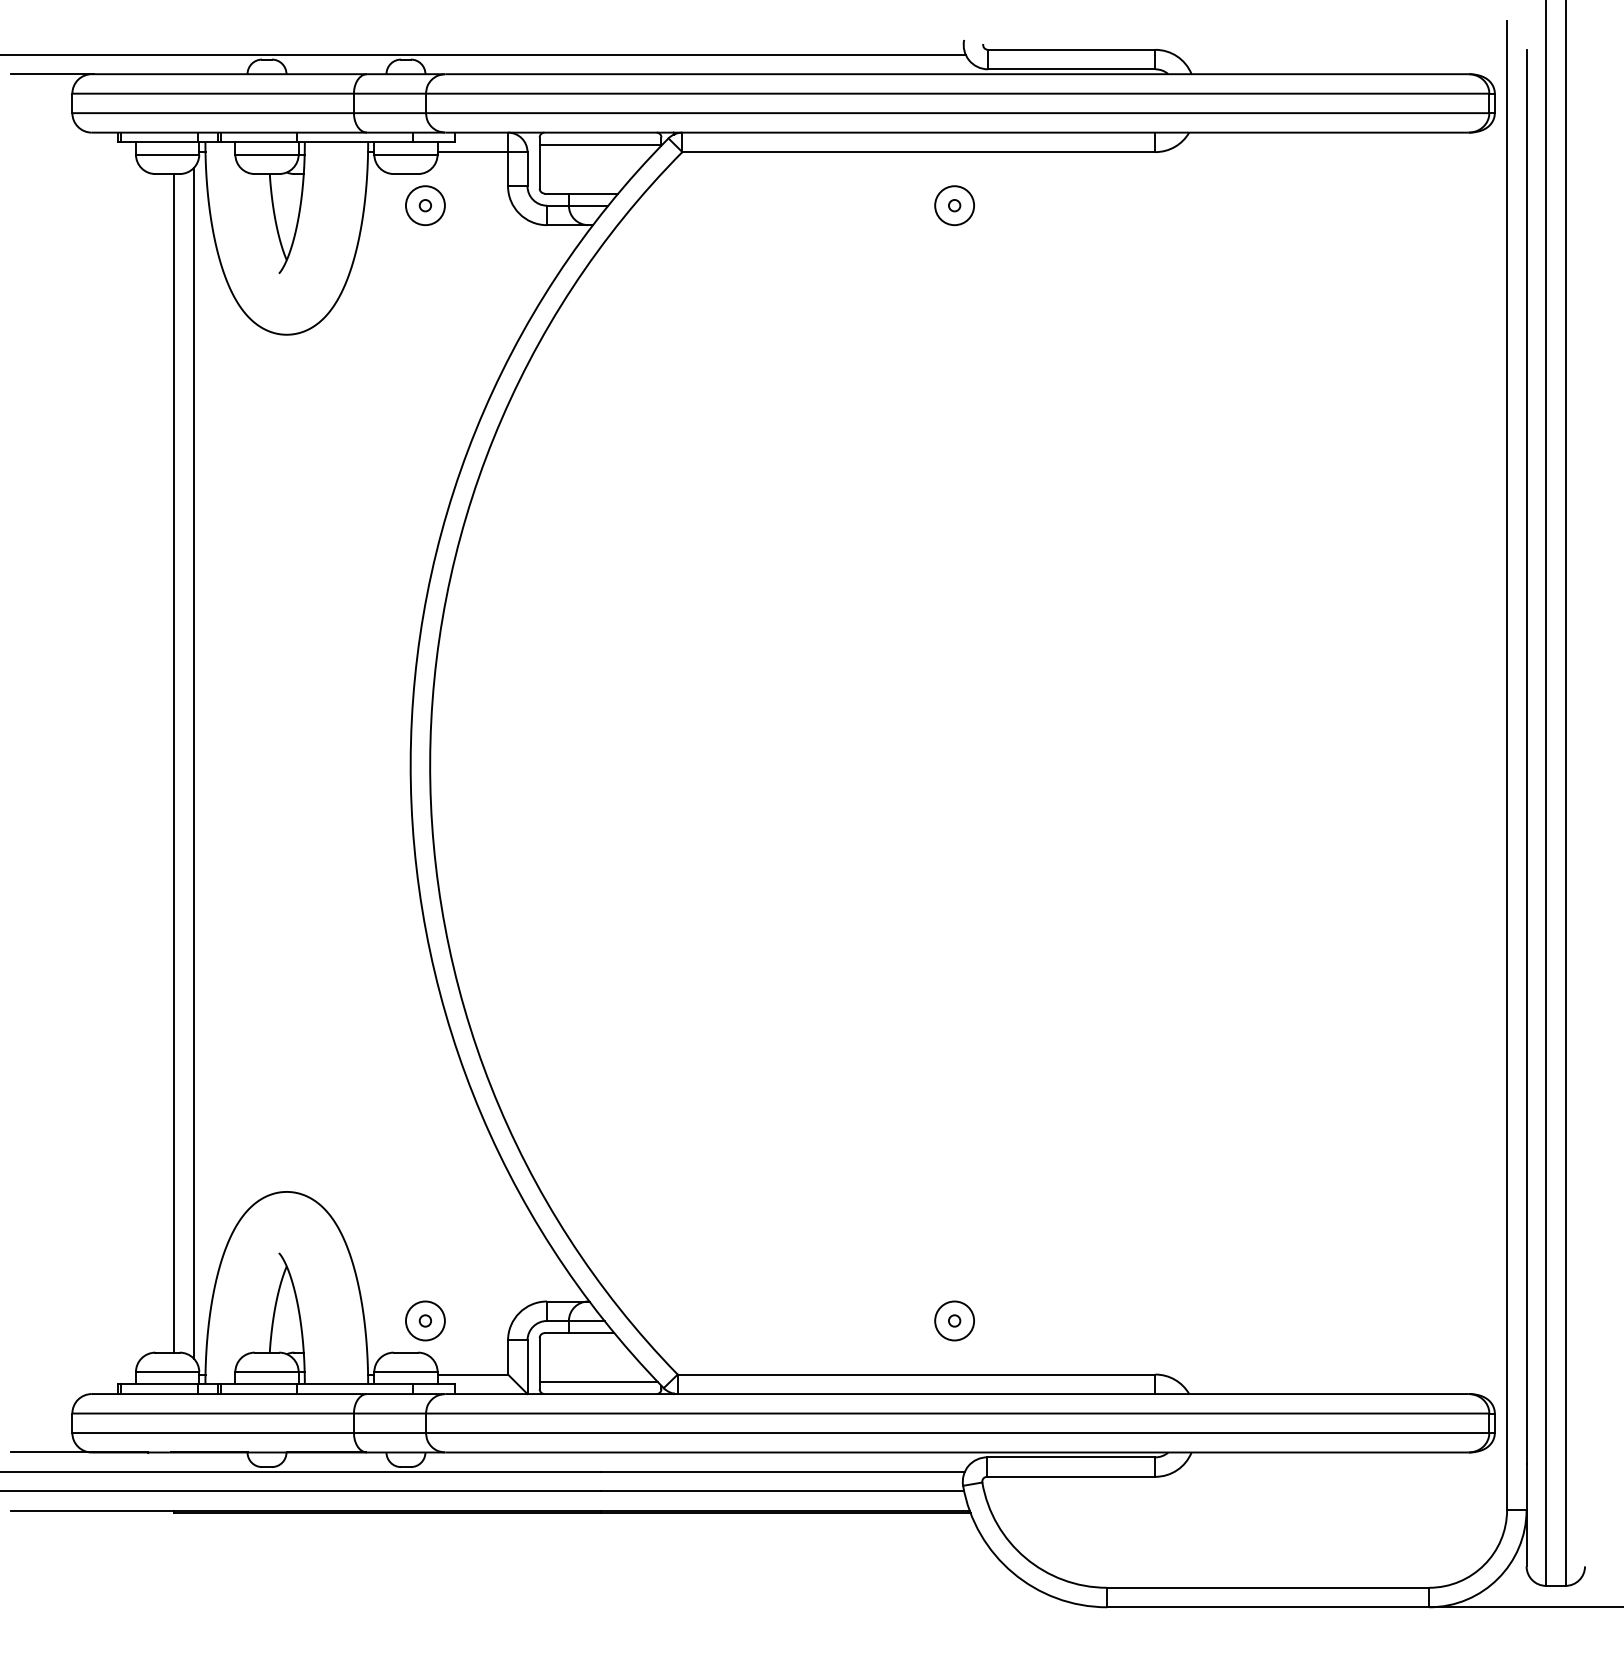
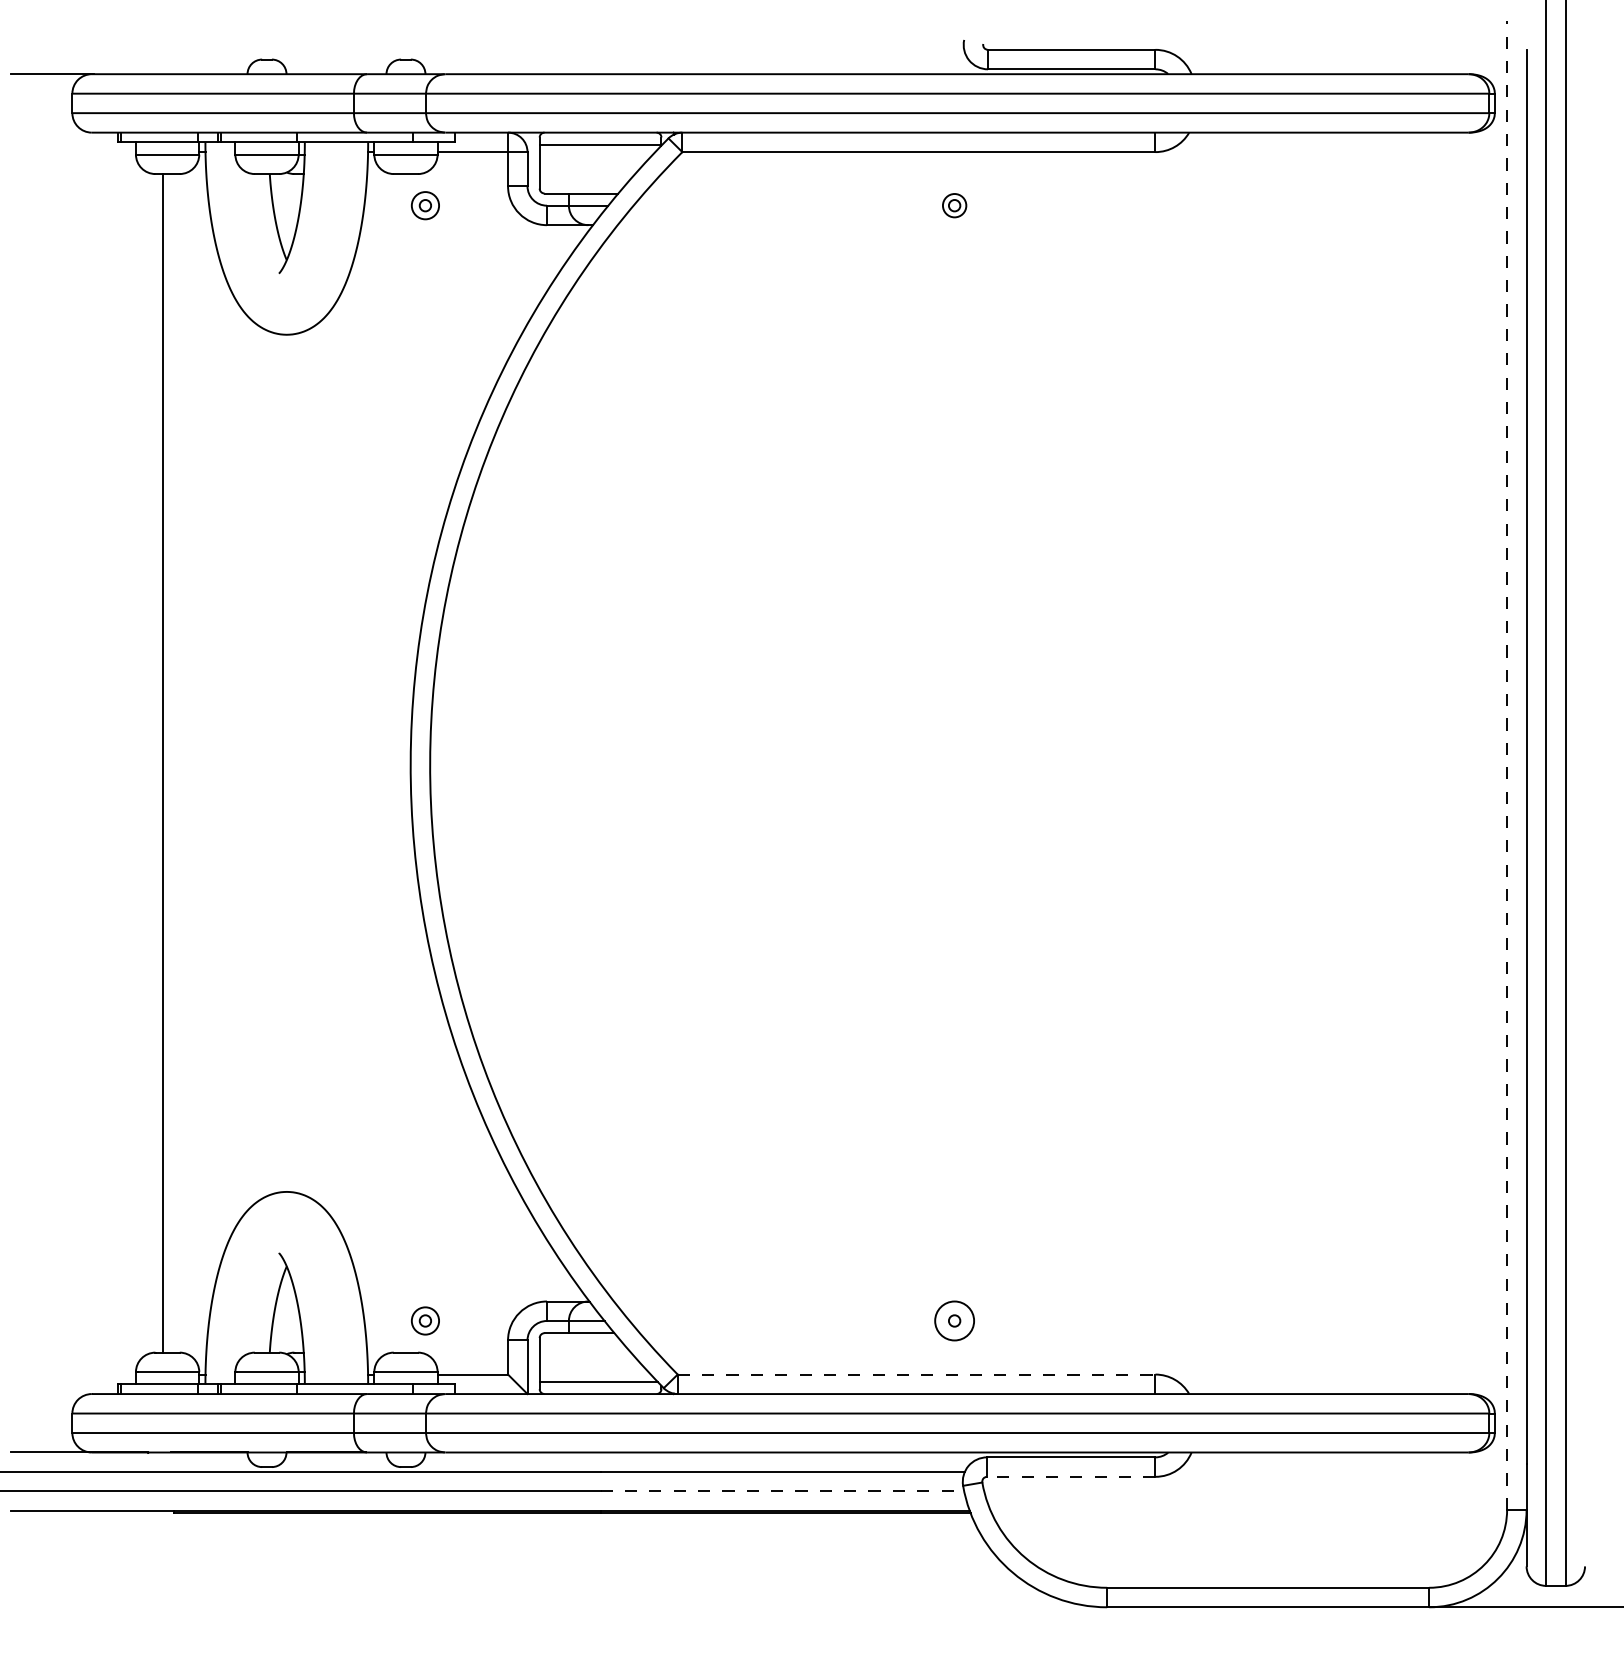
line: present -> none (483, 54)
circle diameter: 39 px -> 27 px (425, 205)
circle diameter: 39 px -> 23 px (954, 205)
line: present -> none (193, 762)
line position: (174, 763) -> (163, 763) (163, 763)
line: solid -> dashed (1507, 765)
circle diameter: 39 px -> 27 px (425, 1320)
line: solid -> dashed (916, 1374)
line: solid -> dashed (1070, 1476)
line: solid -> dashed (782, 1491)
